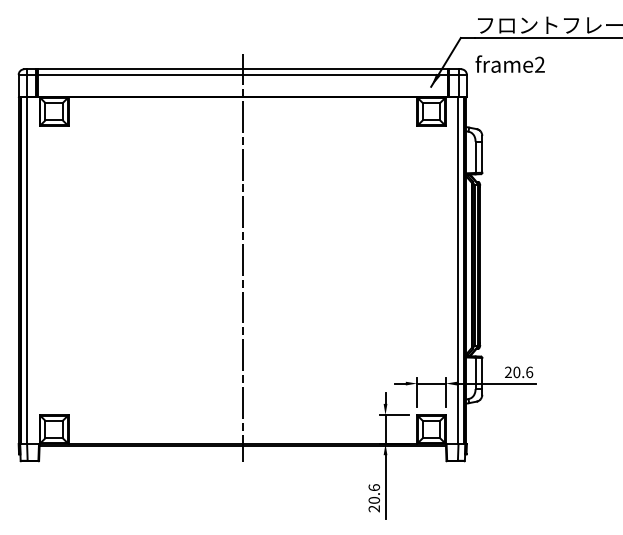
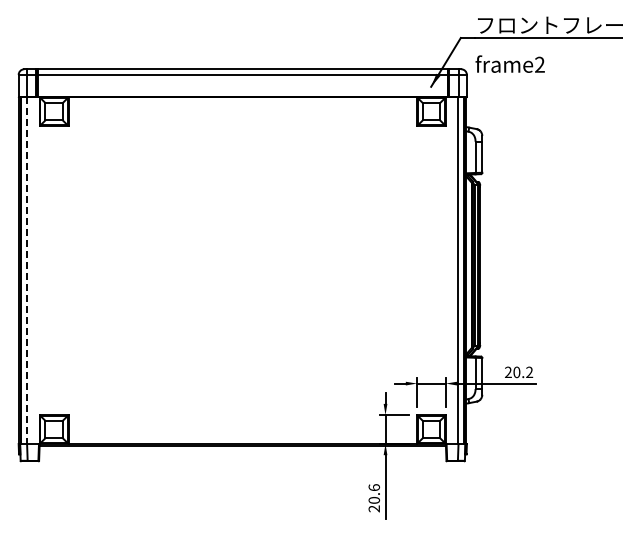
line: present -> none (242, 257)
line: solid -> dashed (27, 271)
text: 20.6 -> 20.2 (529, 372)
